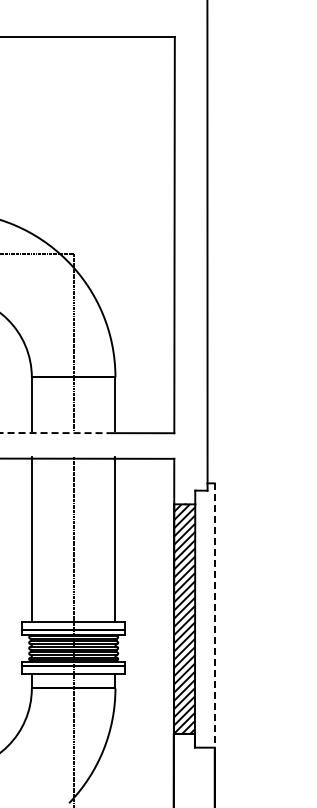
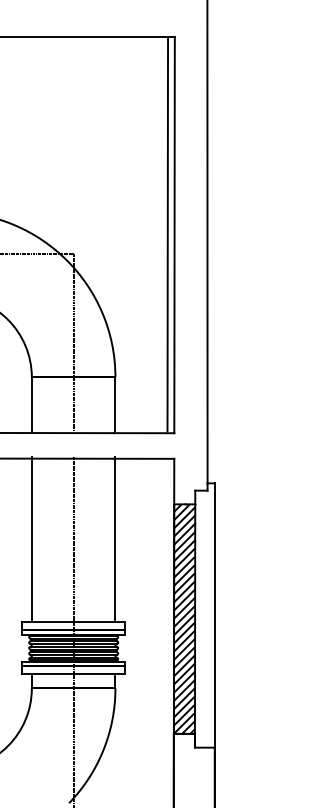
line: none -> present (167, 234)
line: dashed -> solid (57, 433)
line: dashed -> solid (214, 616)
